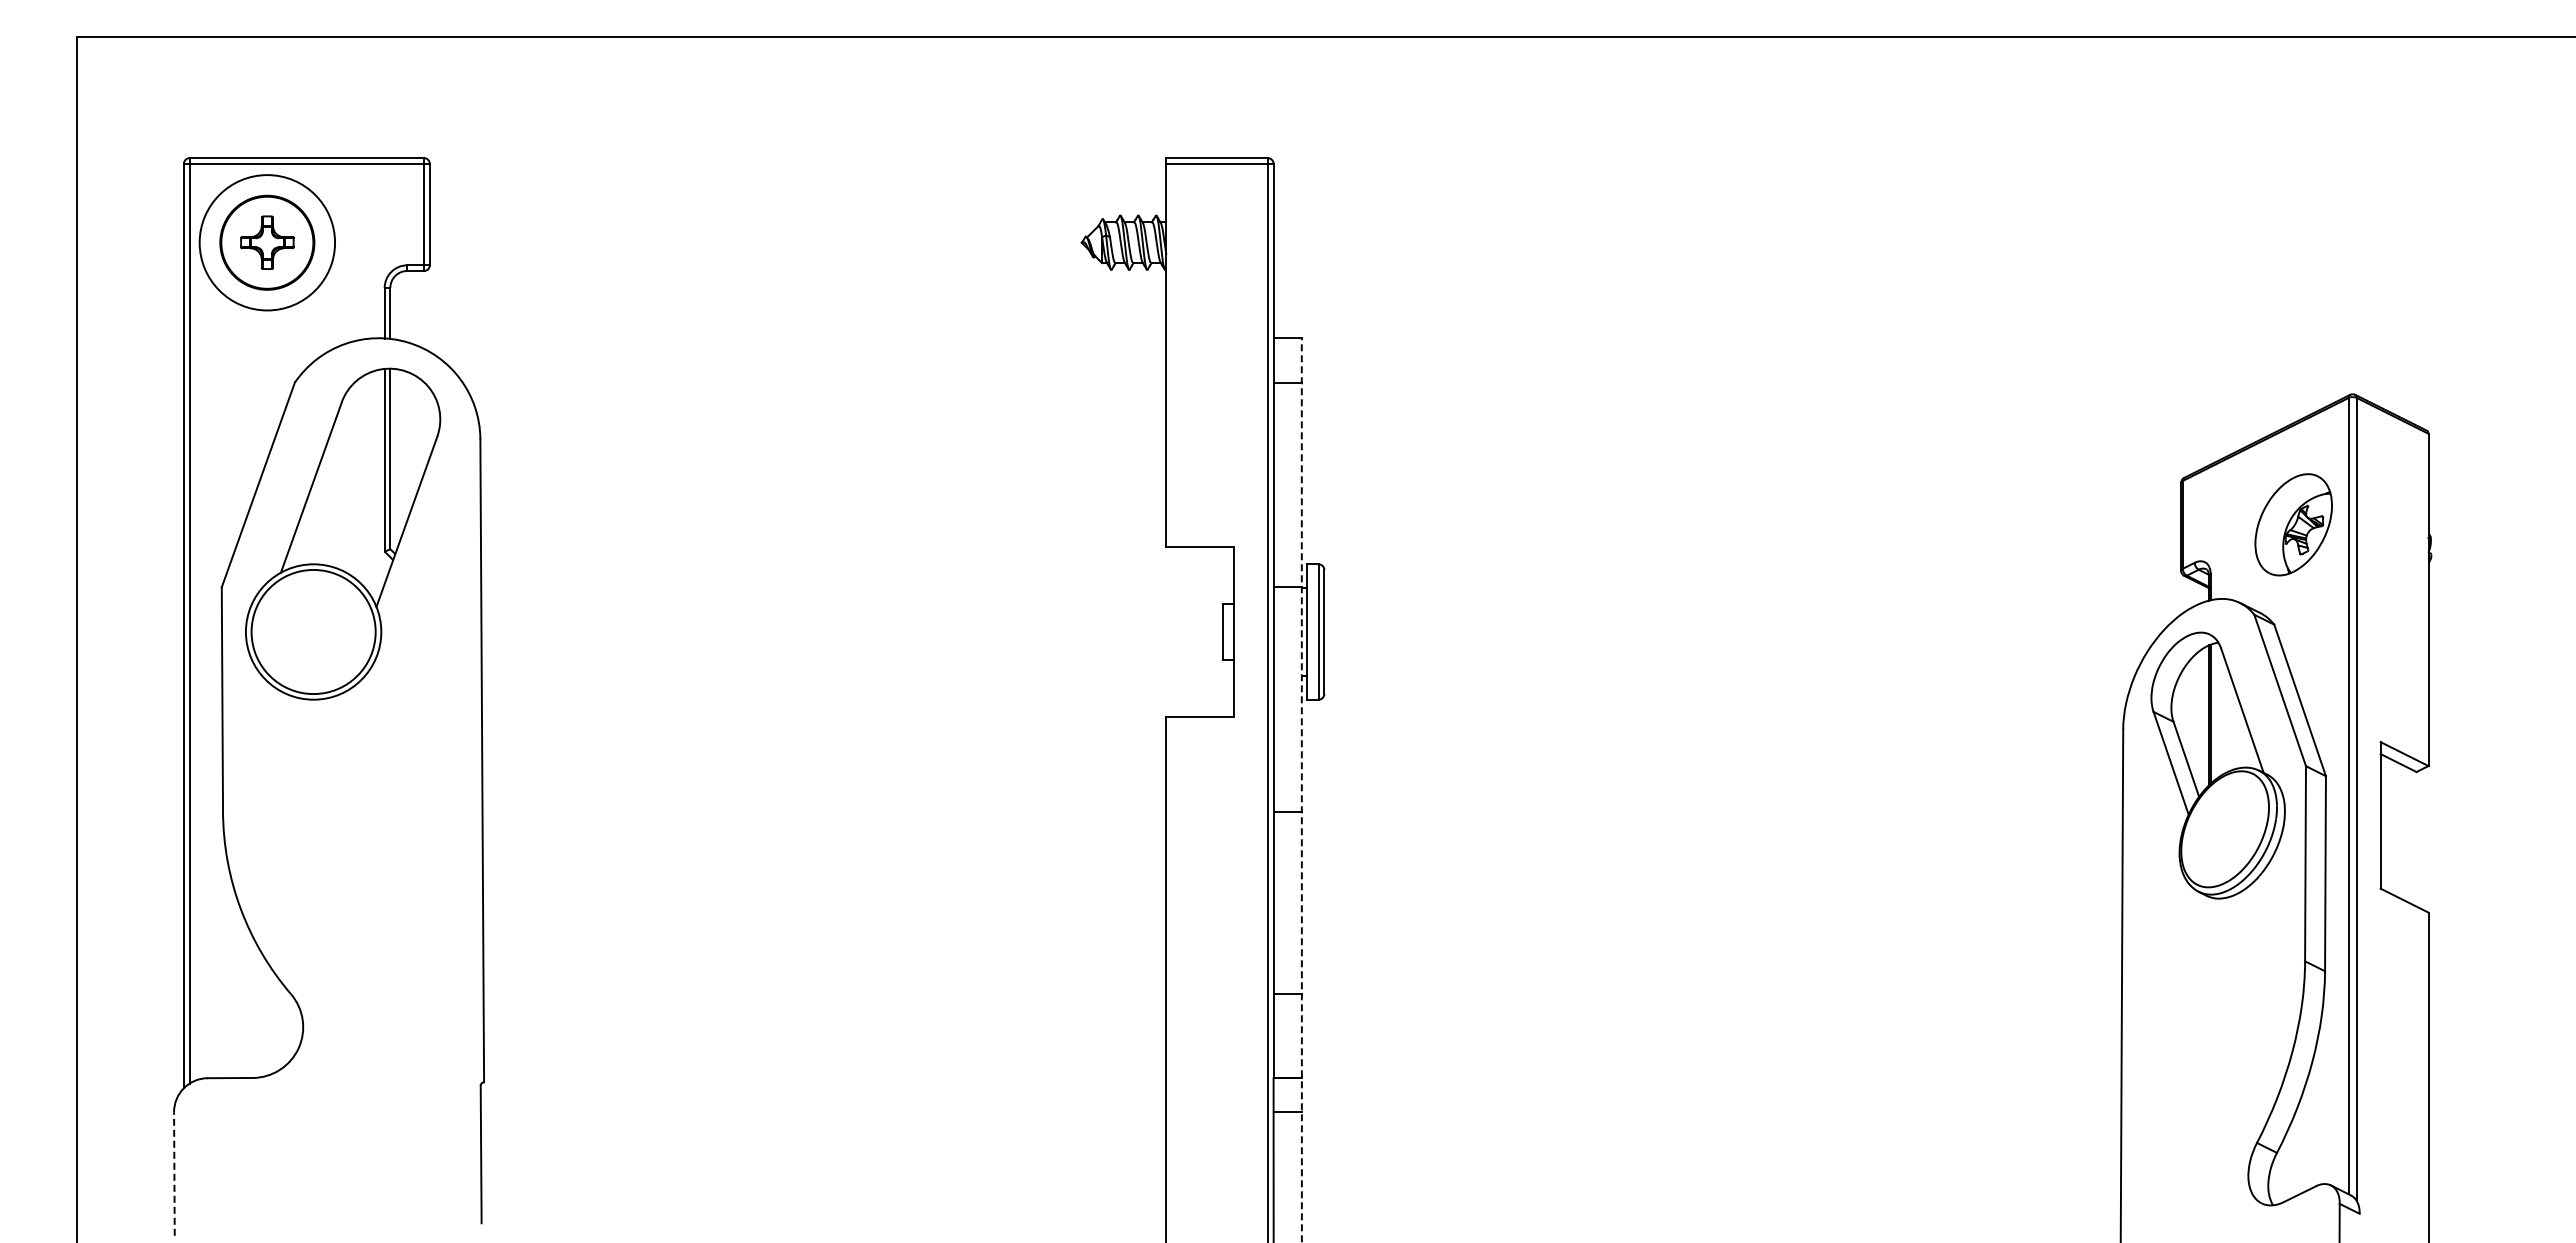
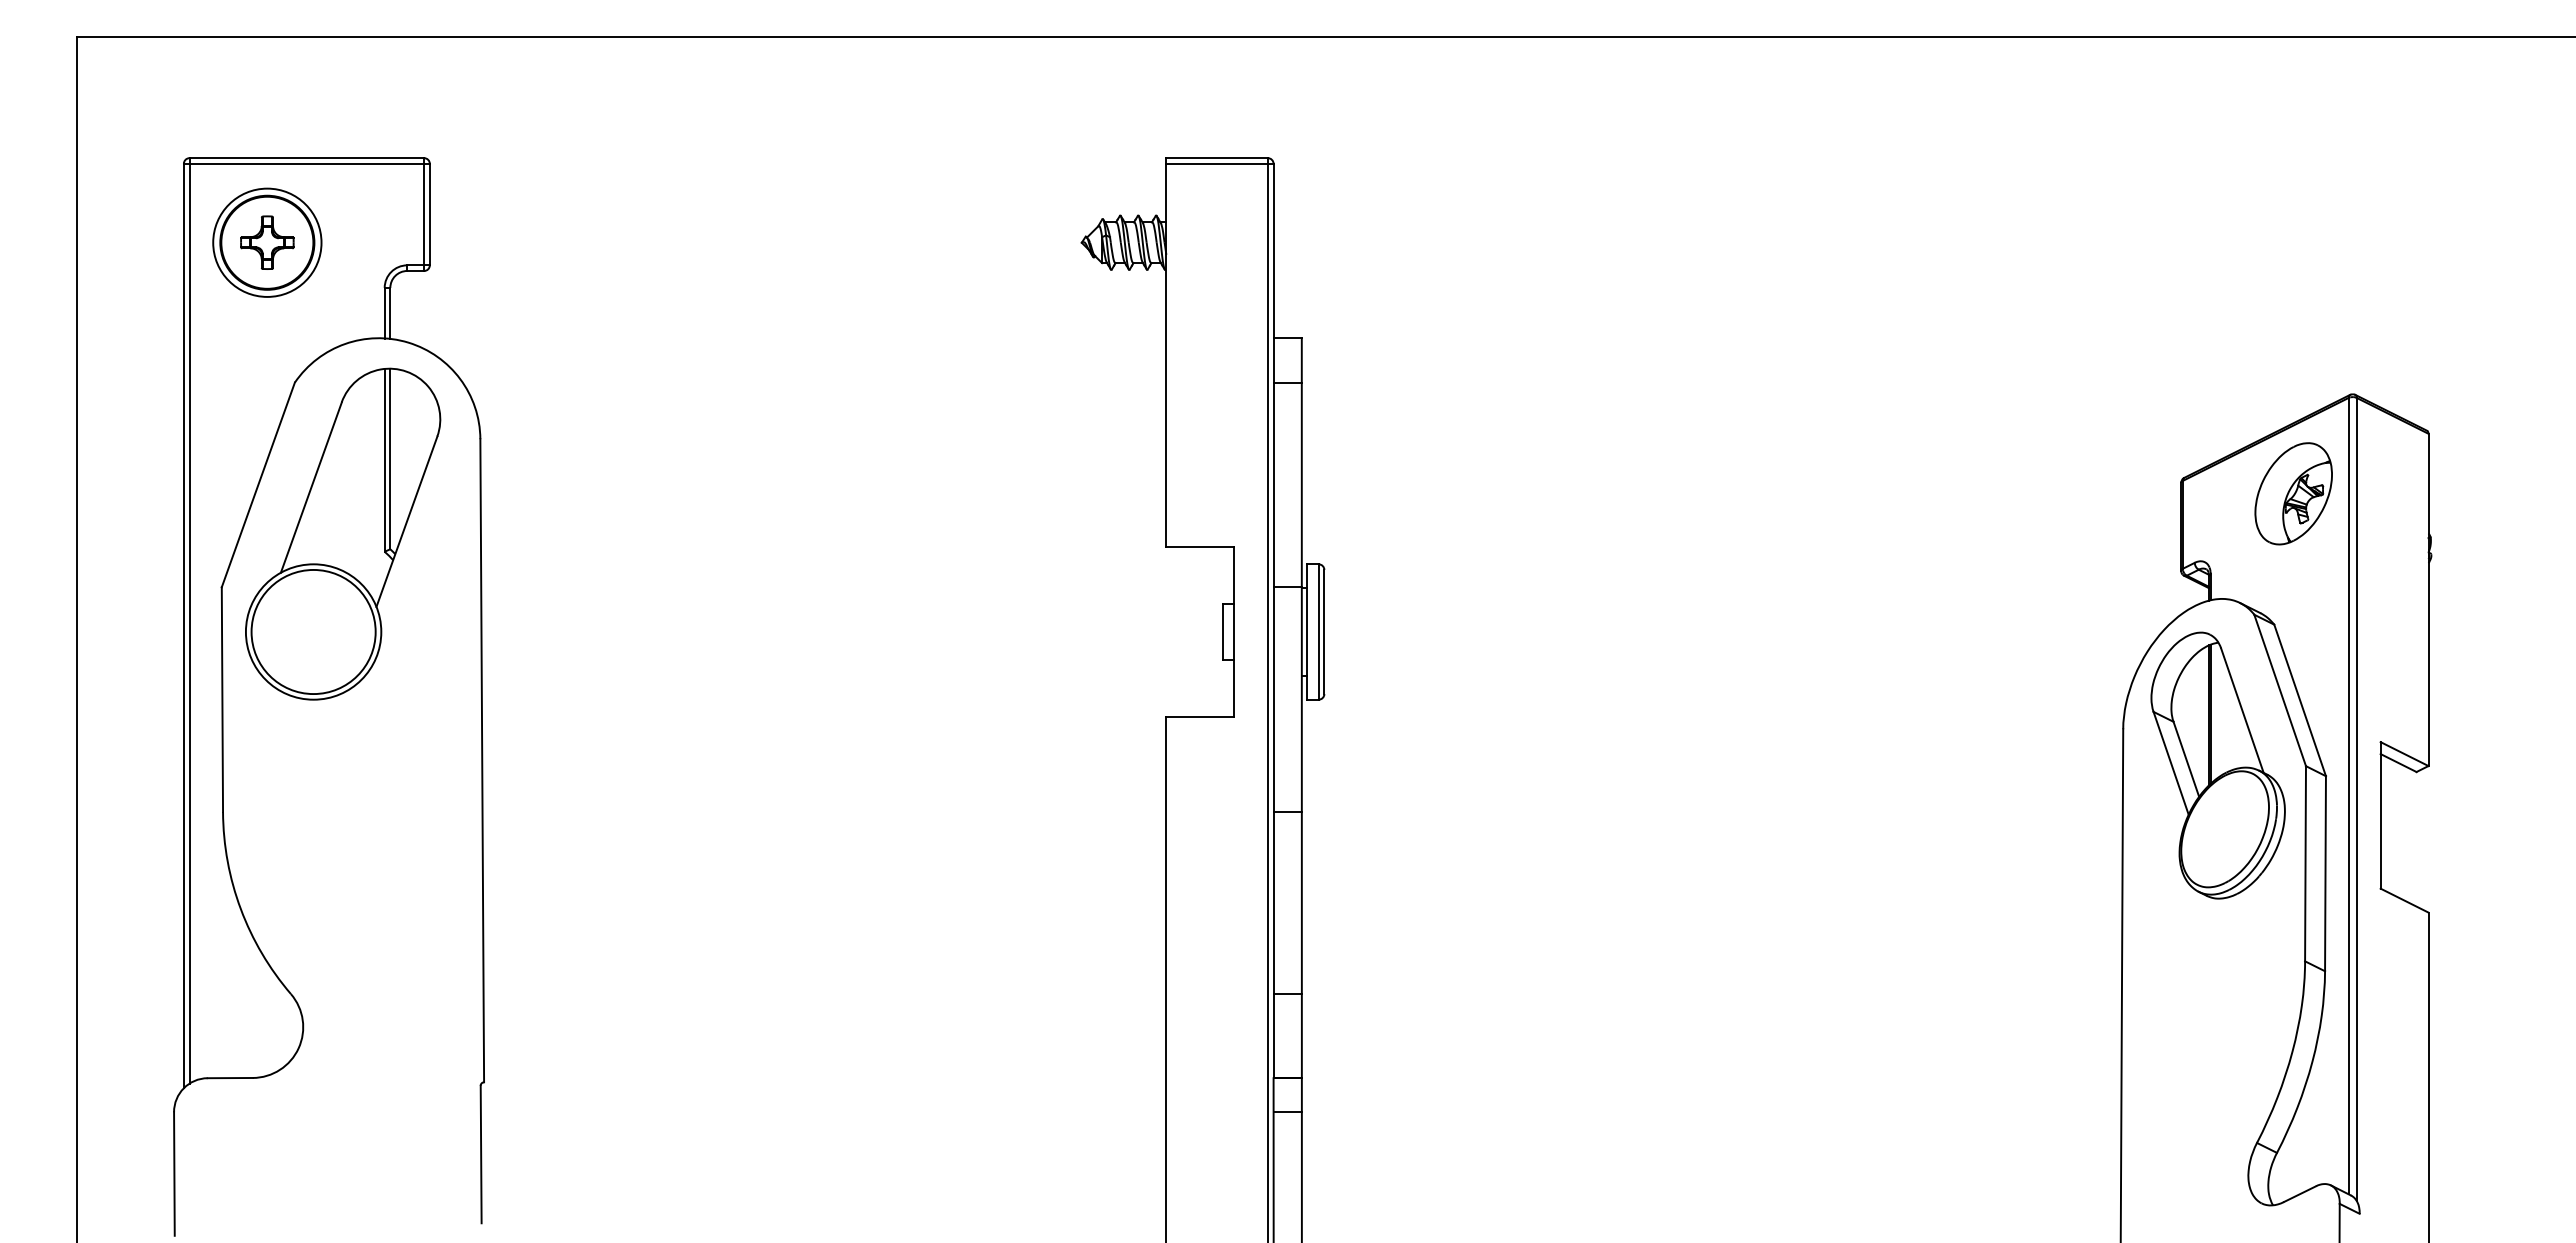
circle diameter: 135 px -> 108 px (267, 242)
part position: (2293, 524) -> (2293, 493) (2293, 493)
line: dashed -> solid (1301, 789)
line: dashed -> solid (174, 1174)
